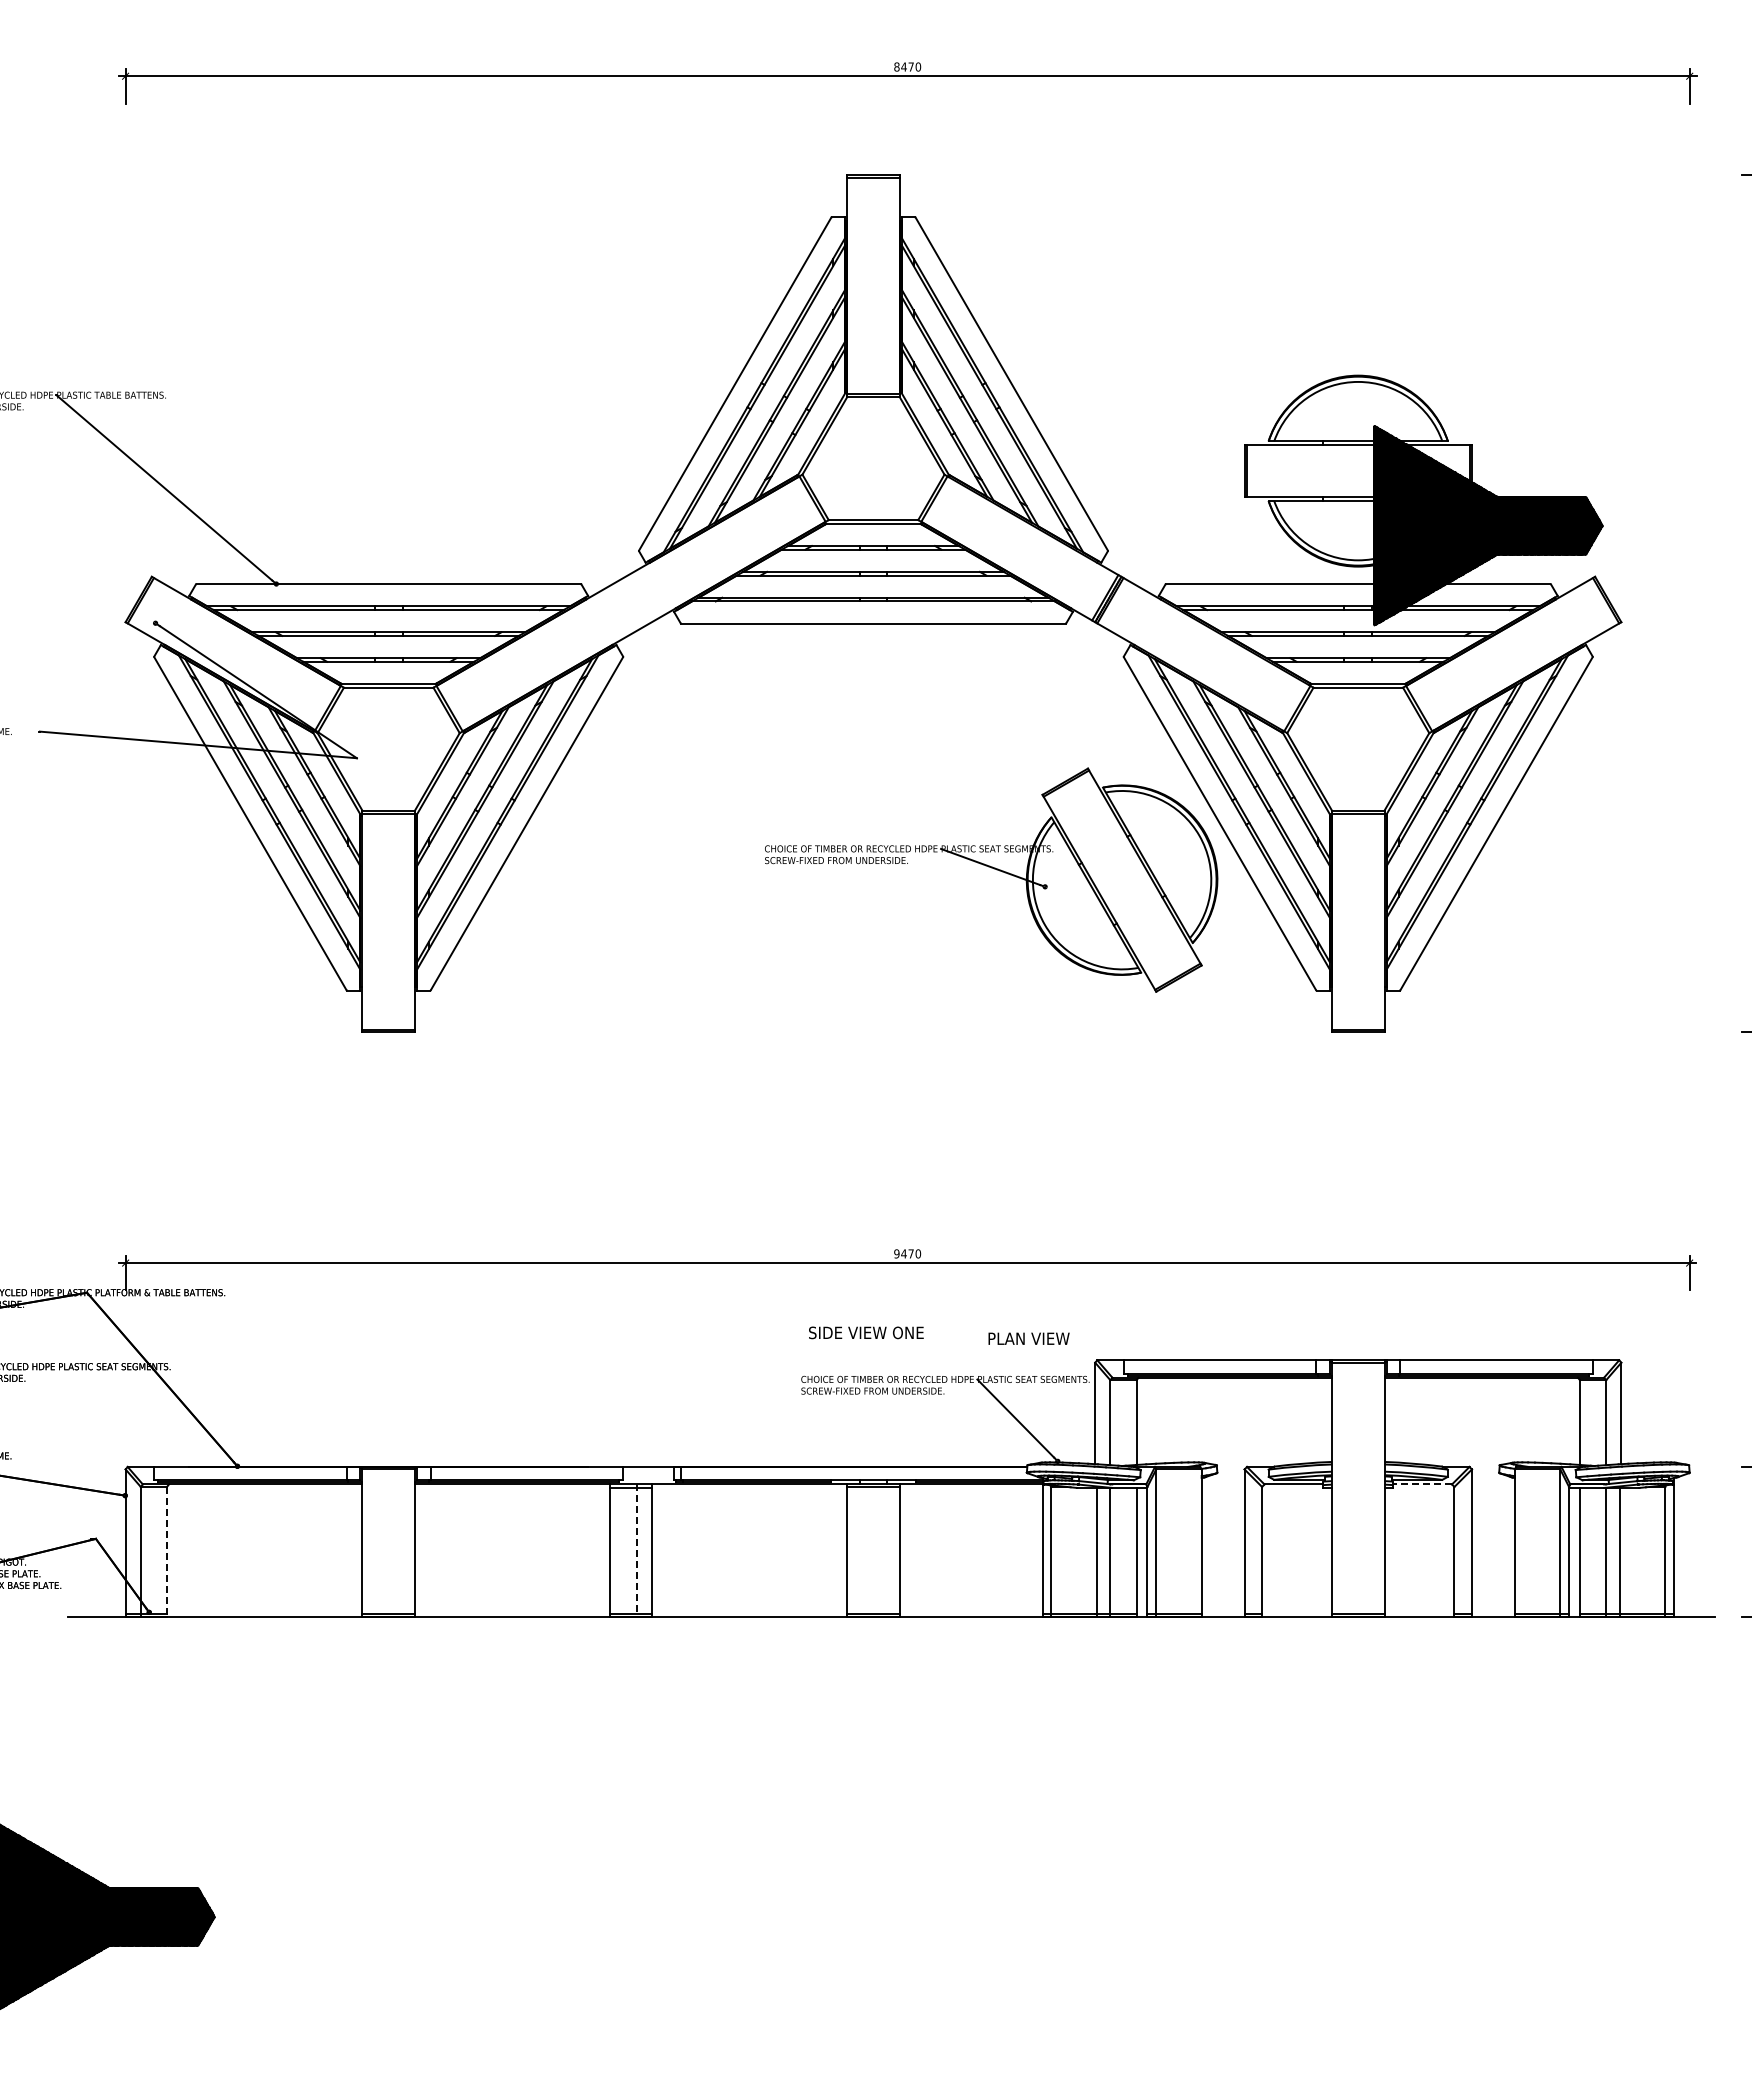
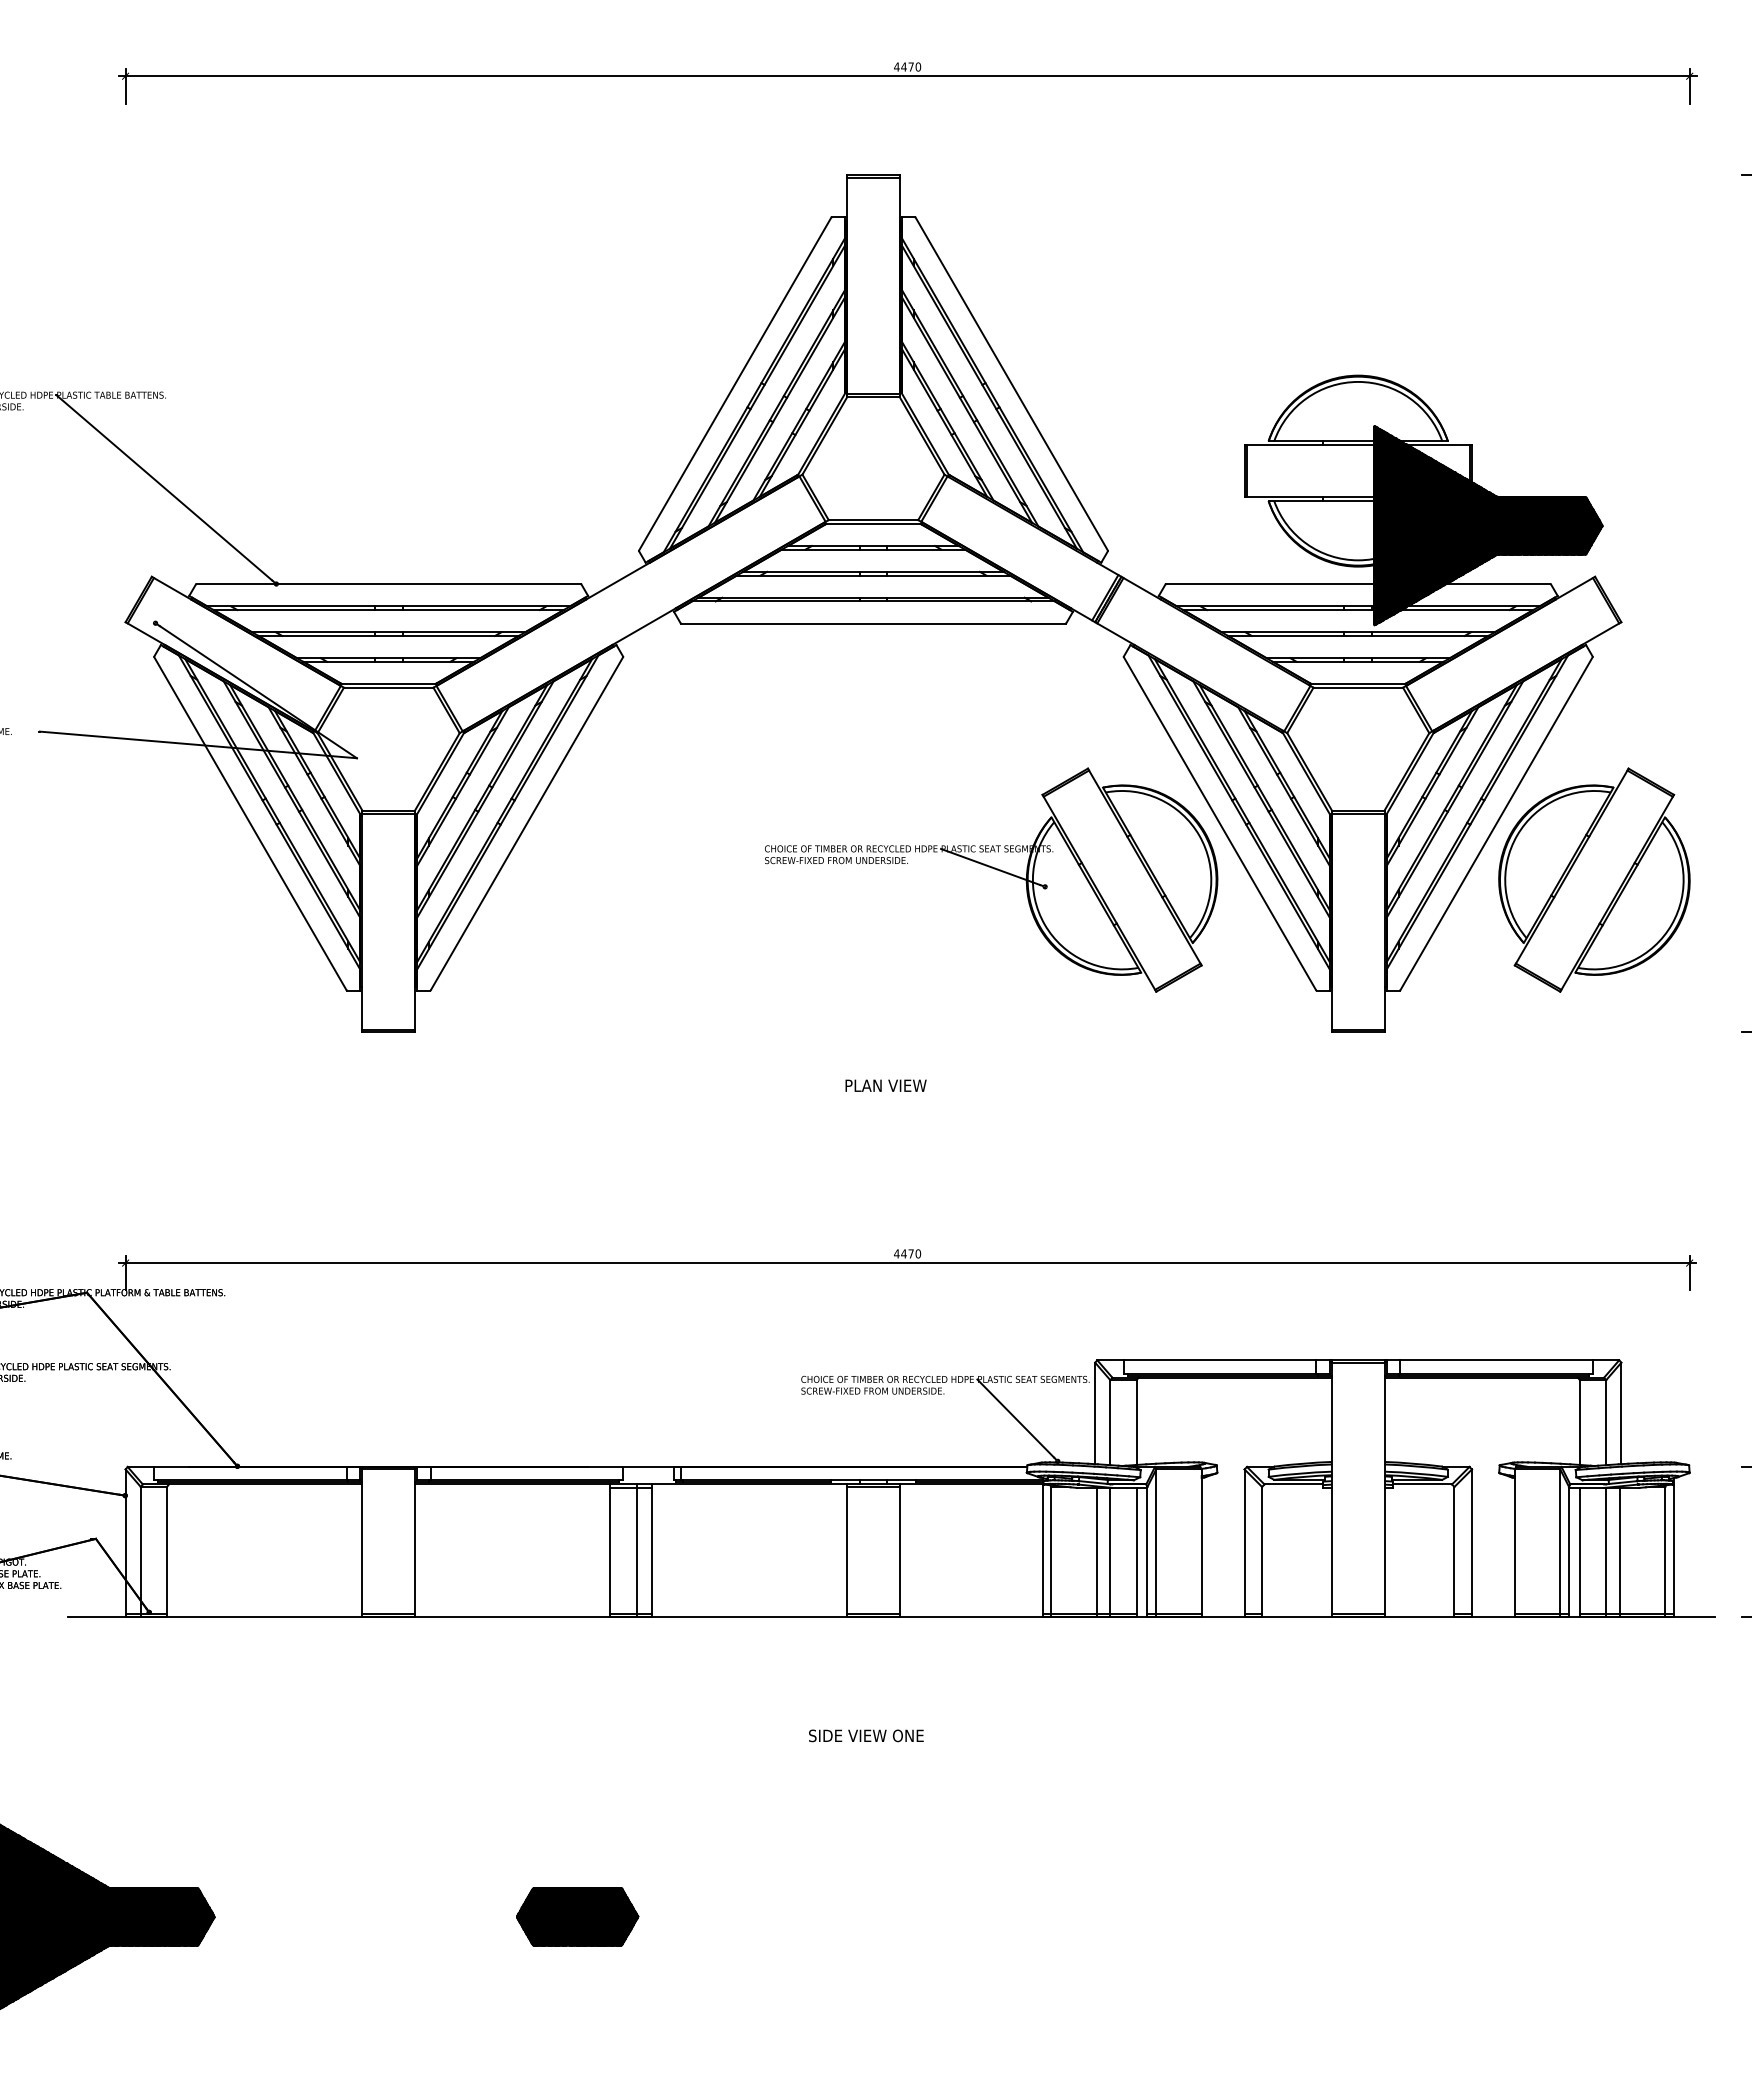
text: 8470 -> 4470 (896, 66)
part: none -> present (1594, 879)
text: 9470 -> 4470 (896, 1253)
text position: (866, 1332) -> (866, 1735) (866, 1735)
text position: (1028, 1338) -> (885, 1085) (885, 1085)
line: dashed -> solid (1422, 1484)
line: dashed -> solid (636, 1551)
line: dashed -> solid (167, 1552)
part: none -> present (577, 1916)
